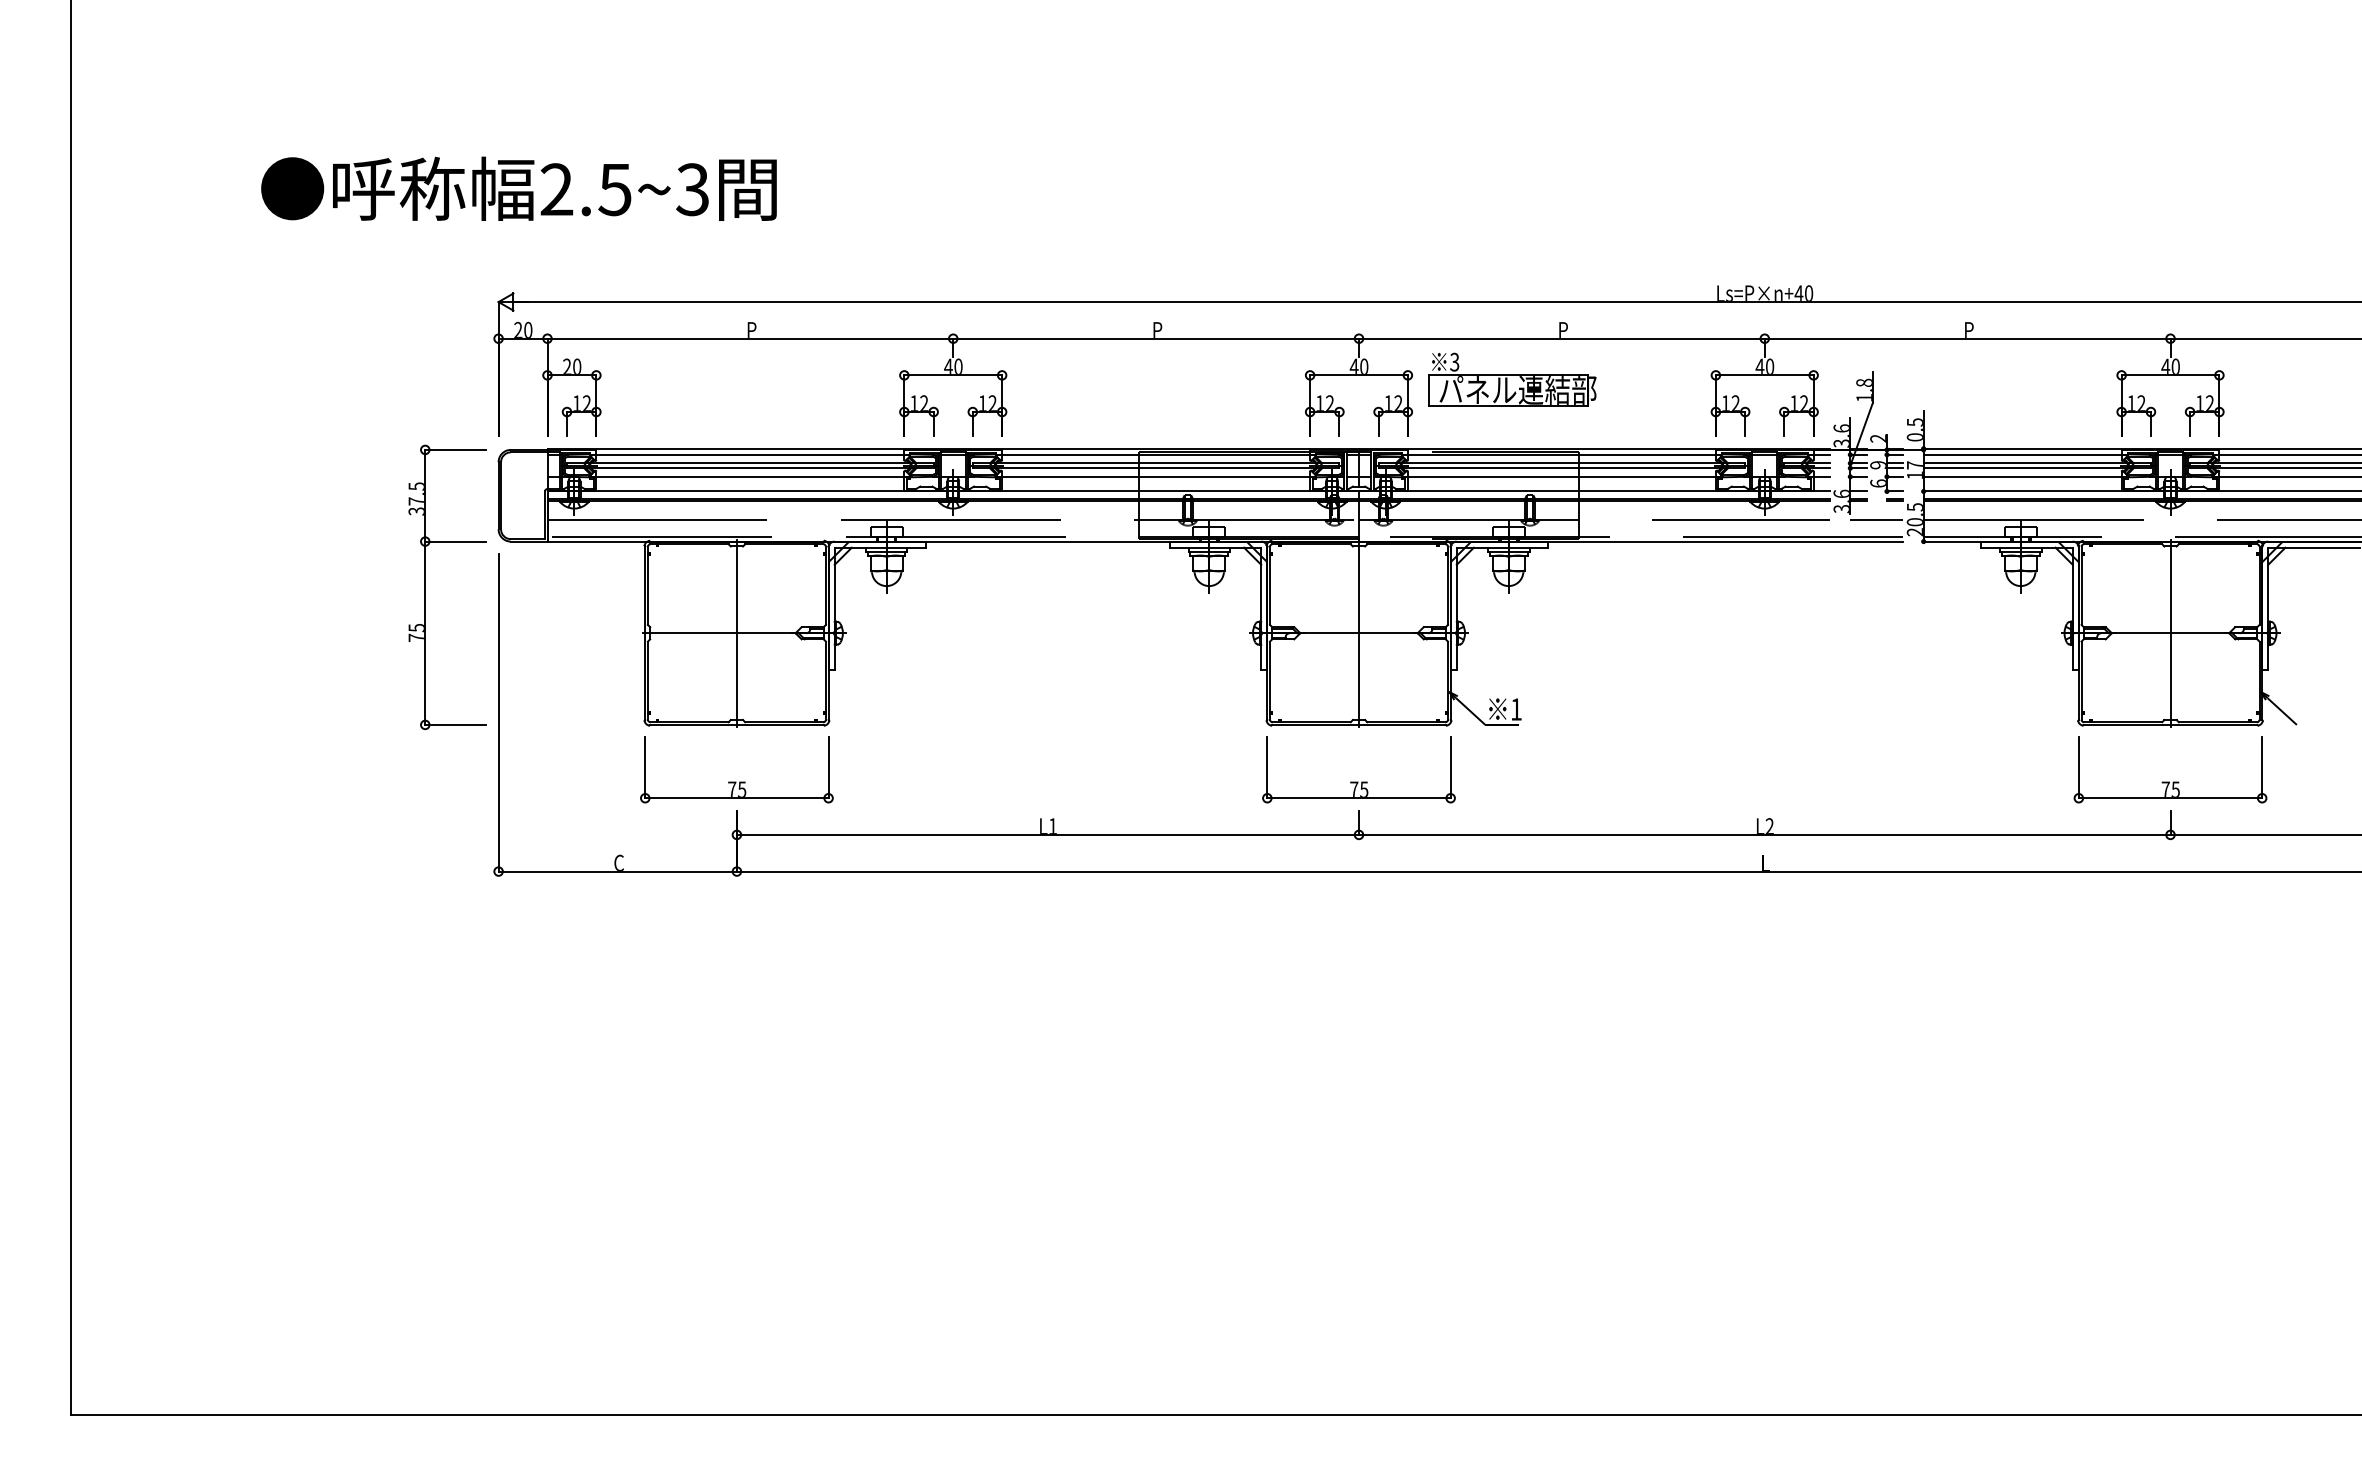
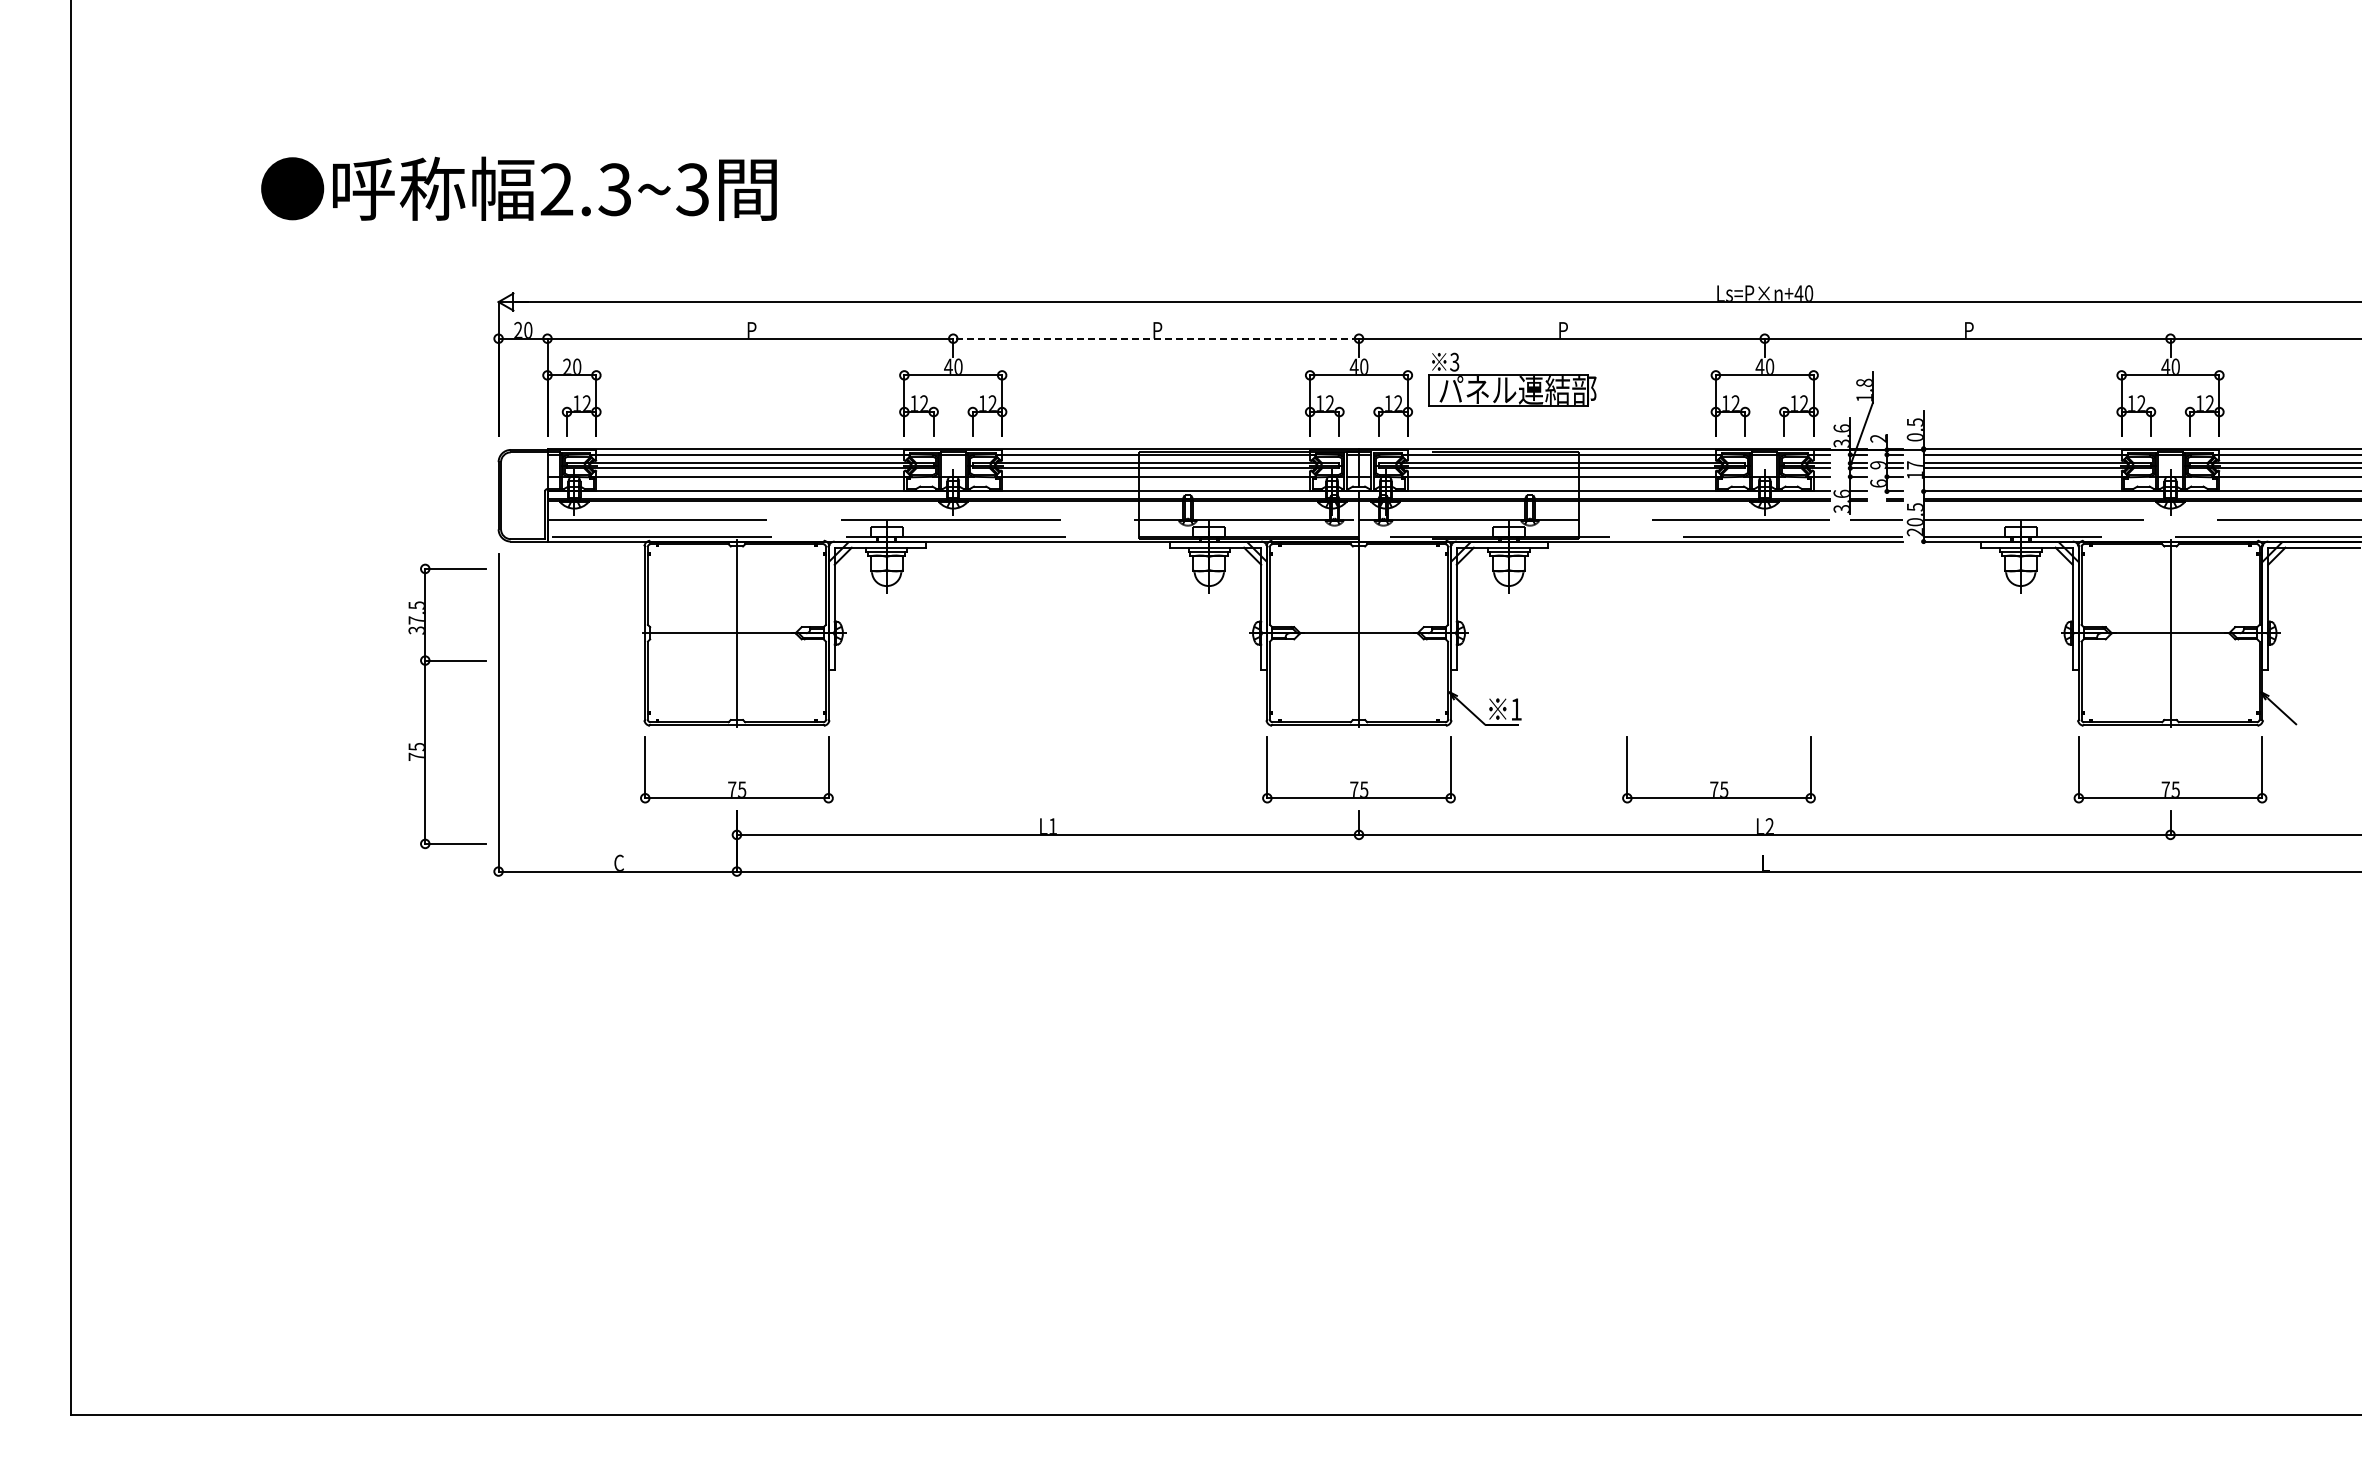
text: 2.5~3 -> 2.3~3 (614, 189)
line: solid -> dashed (1156, 338)
part position: (425, 587) -> (425, 706) (425, 706)
part: none -> present (1718, 781)
